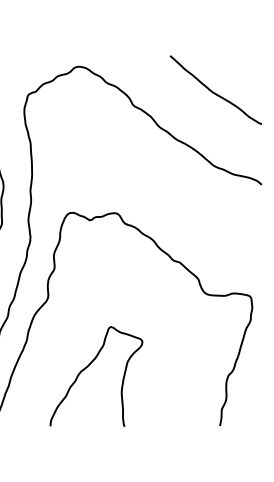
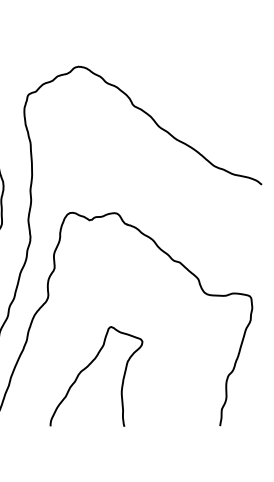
curve: present -> none (213, 91)
